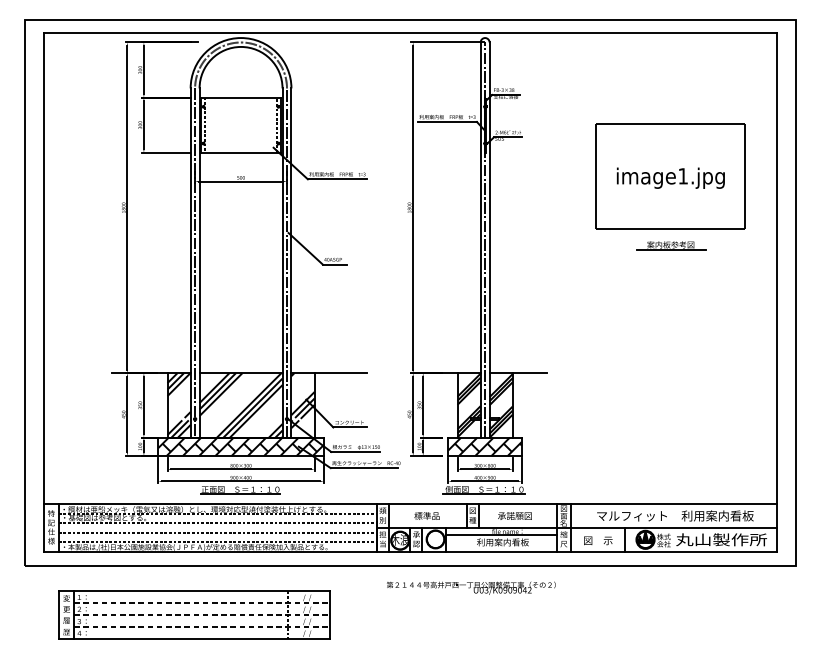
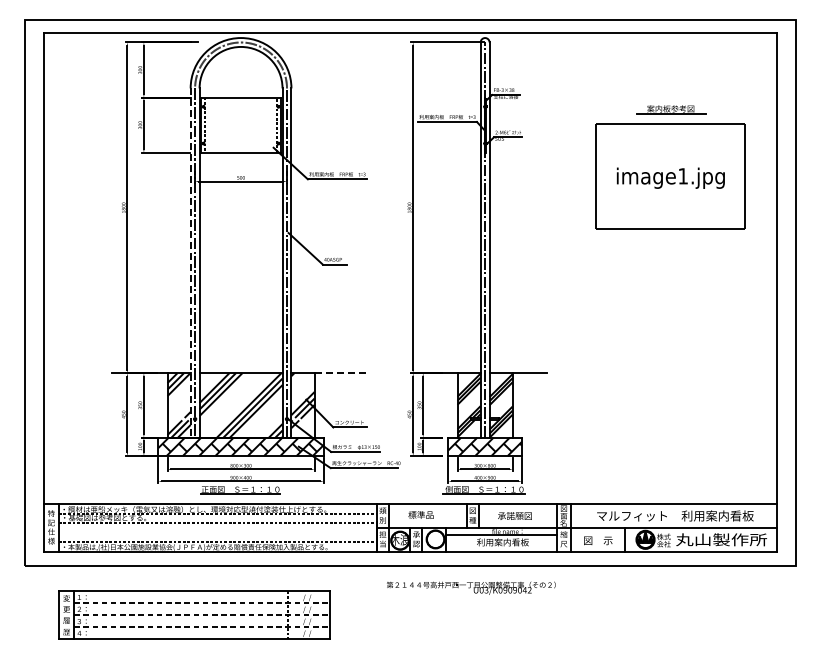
part position: (671, 245) -> (671, 109) (671, 109)
line: solid -> dashed (190, 263)
line: solid -> dashed (340, 373)
text position: (426, 515) -> (420, 514) (420, 514)
line: present -> none (217, 532)
